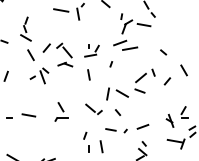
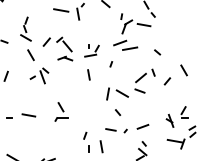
line position: (163, 52) -> (157, 52) (157, 52)
part position: (57, 54) -> (57, 48) (57, 48)
part: present -> none (93, 108)
